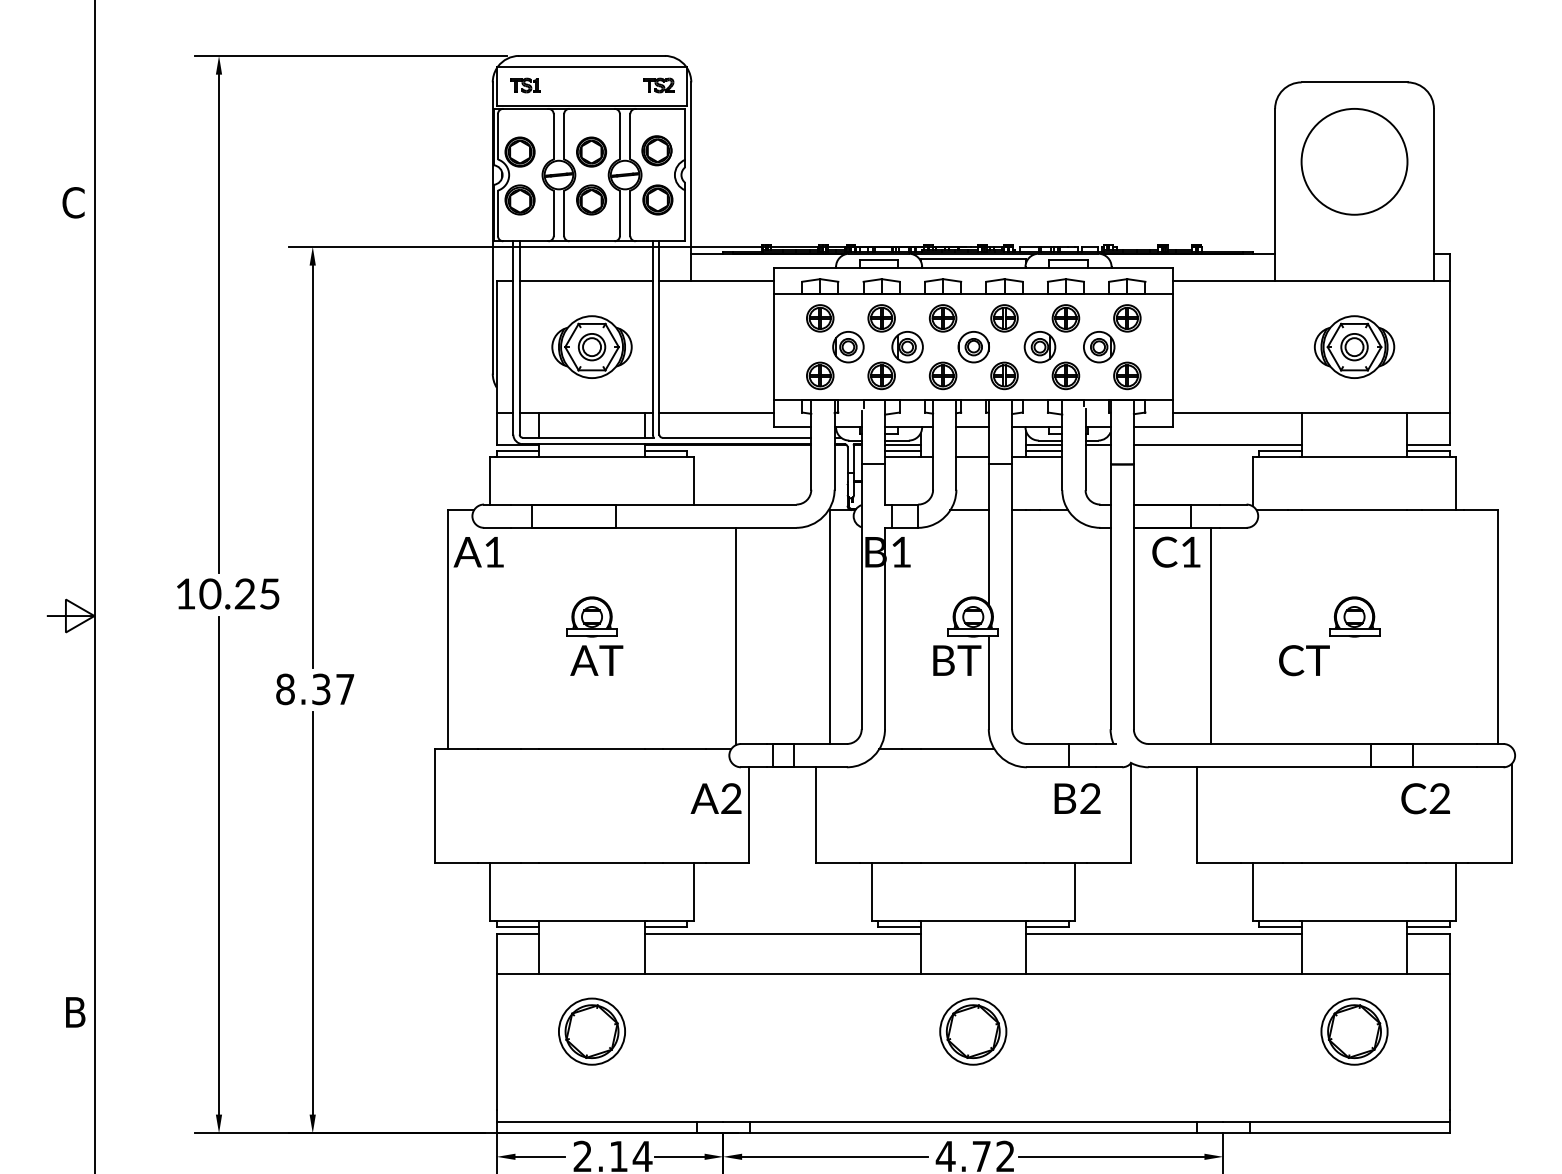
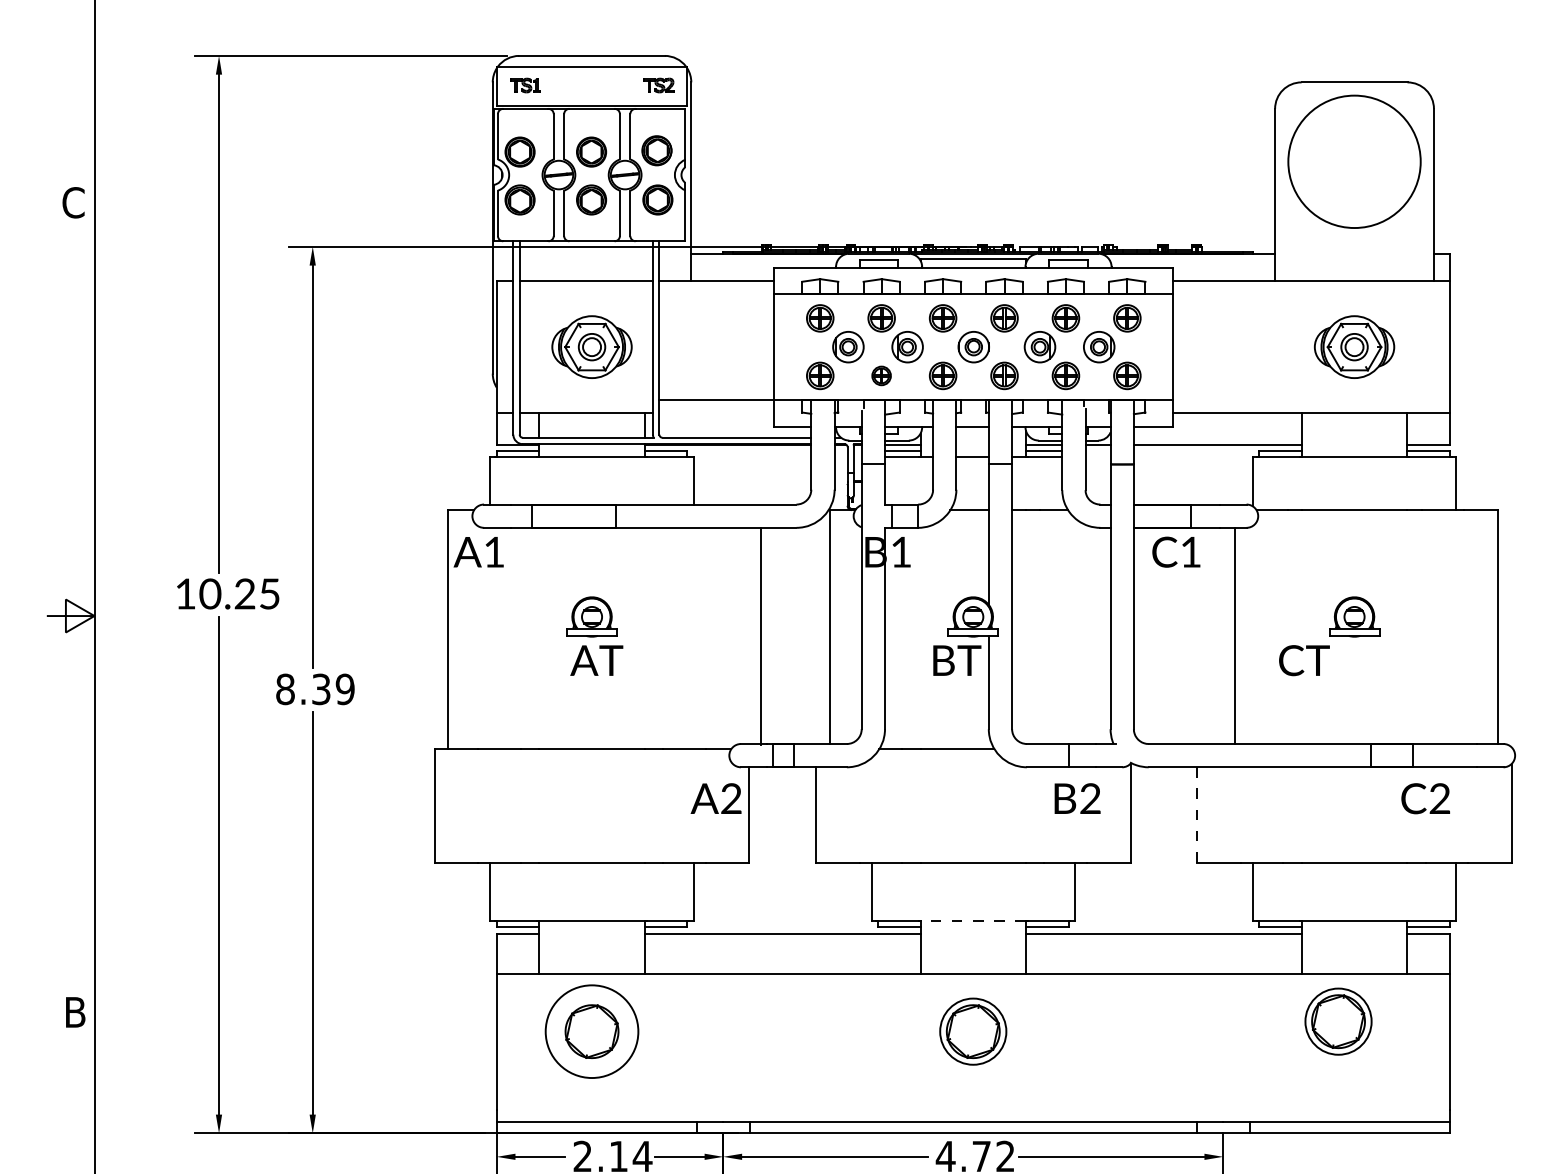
circle diameter: 106 px -> 132 px (1354, 161)
part size: 29x30 px -> 21x22 px (881, 375)
line position: (716, 413) -> (716, 400) (716, 400)
line position: (1210, 635) -> (1234, 635) (1234, 635)
line position: (735, 636) -> (760, 636) (760, 636)
text: 8.37 -> 8.39 (344, 689)
line: solid -> dashed (1197, 814)
line: solid -> dashed (973, 921)
circle diameter: 66 px -> 93 px (591, 1031)
part position: (1354, 1031) -> (1338, 1021) (1338, 1021)
